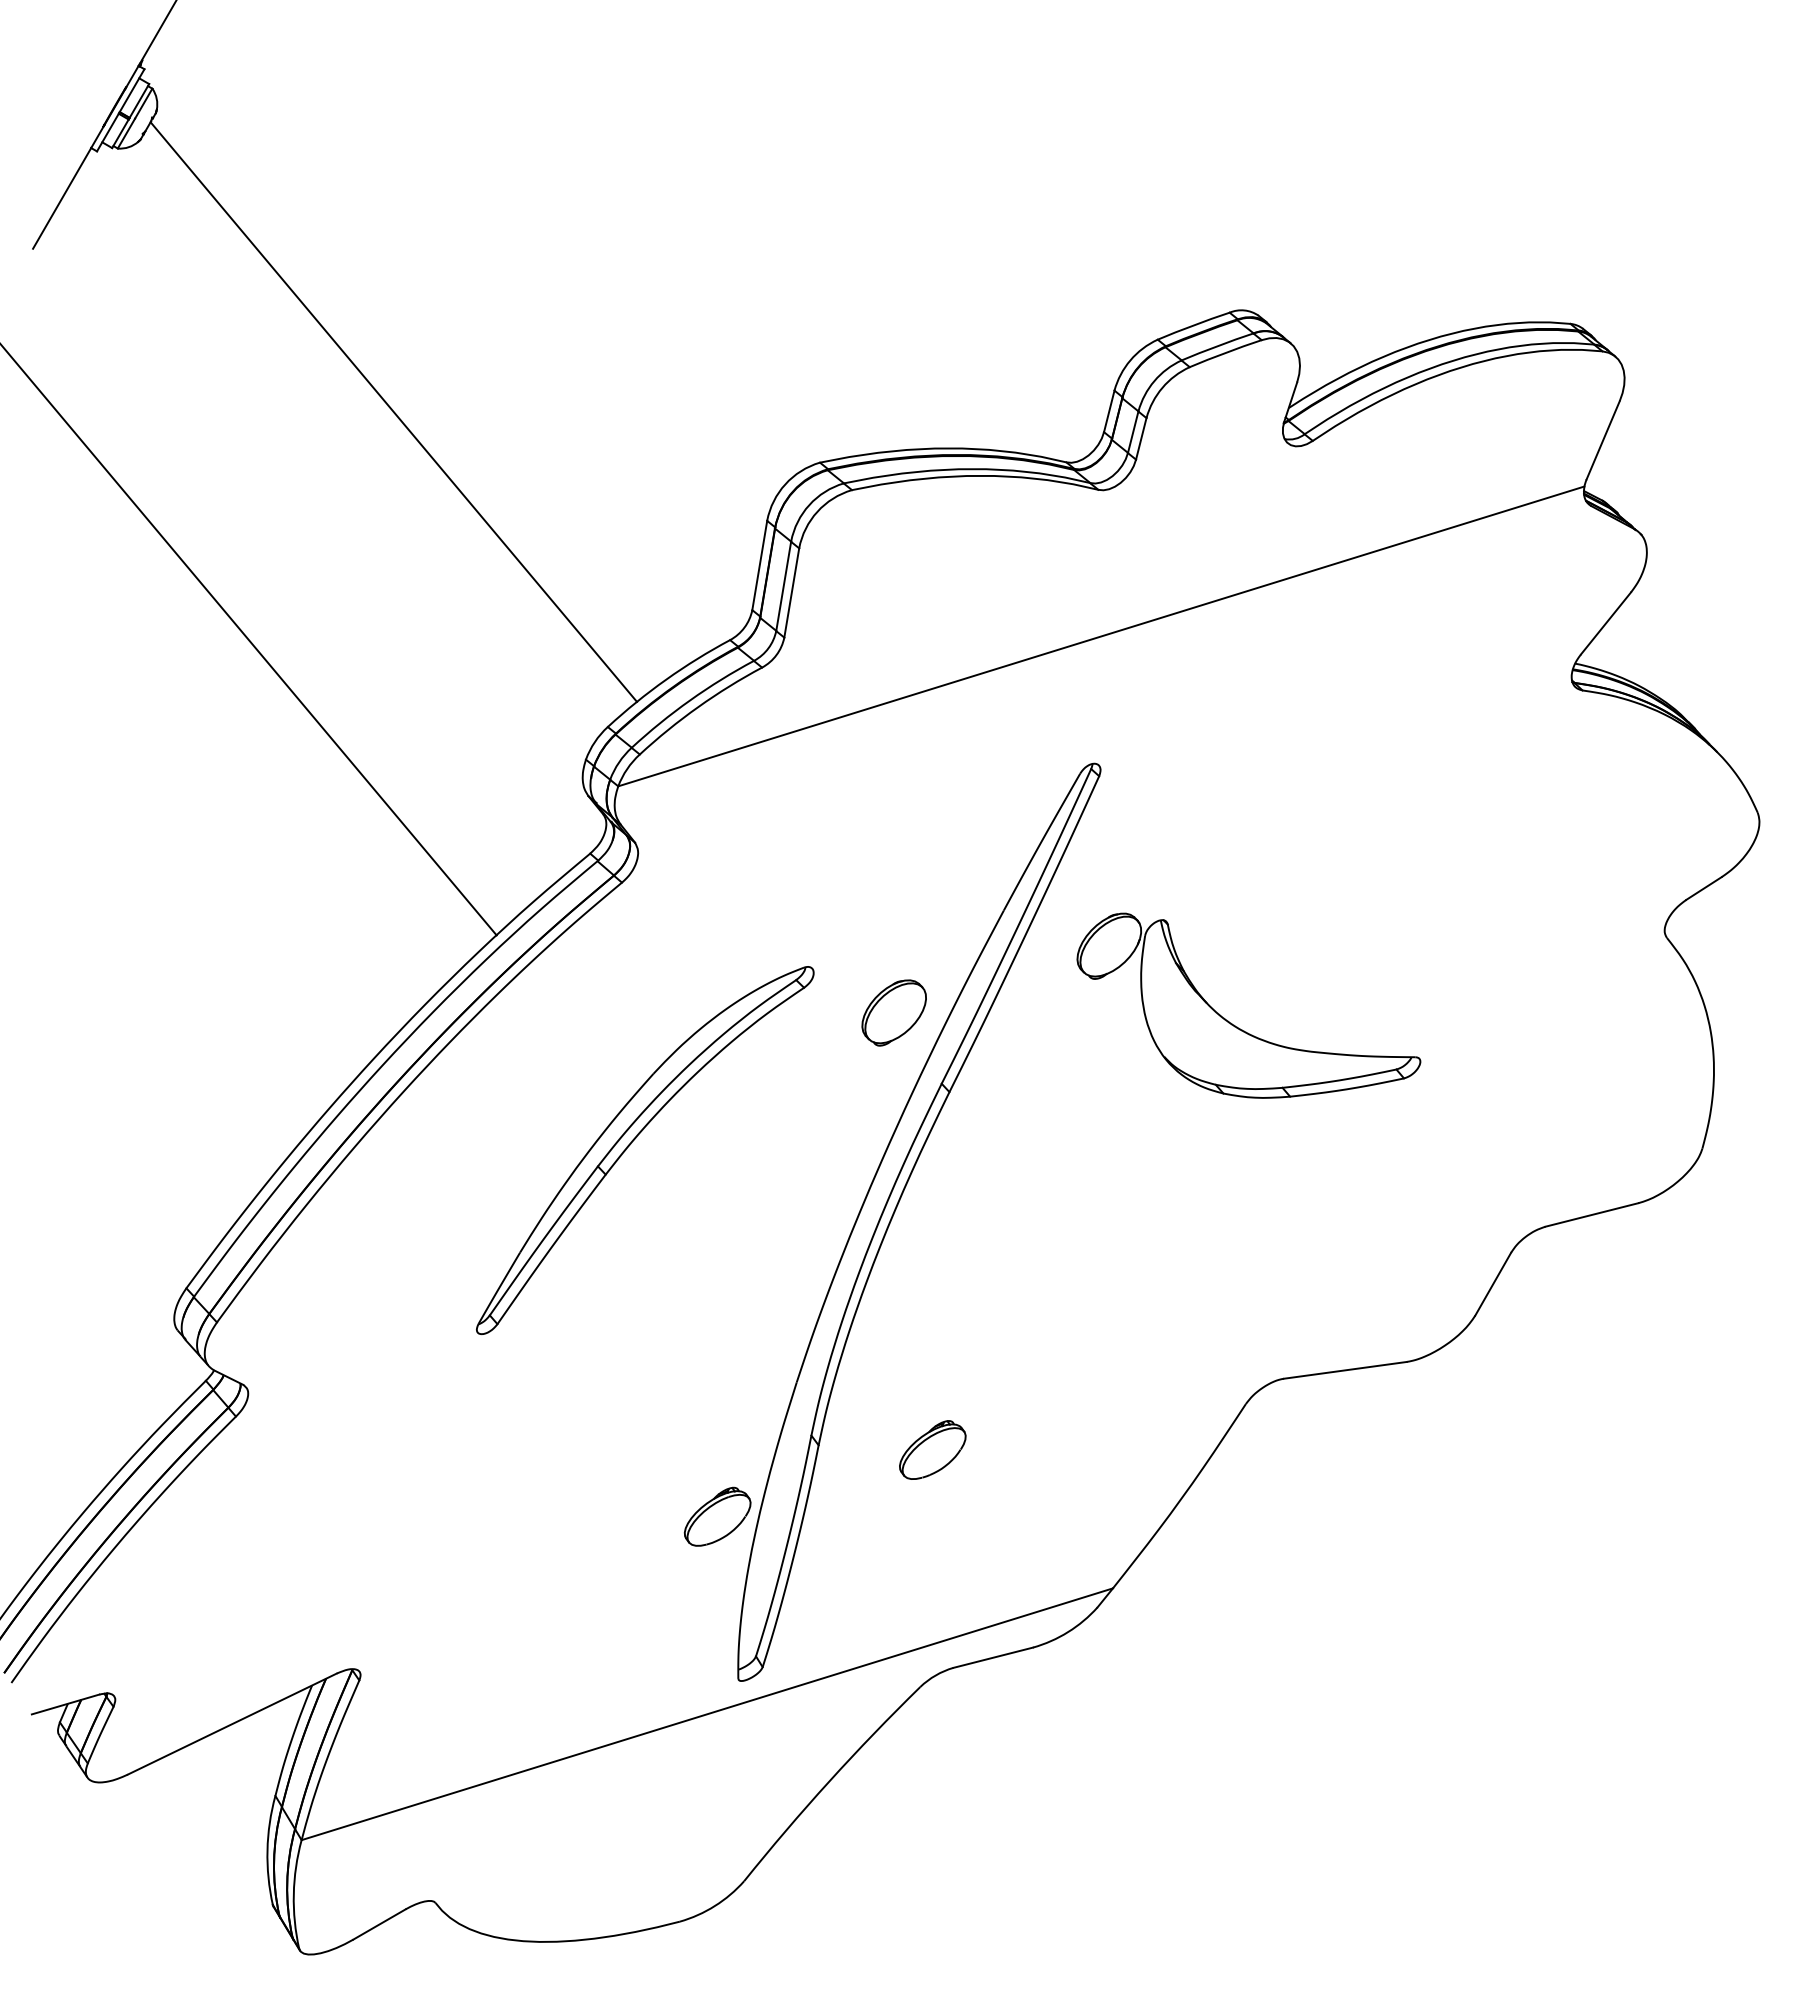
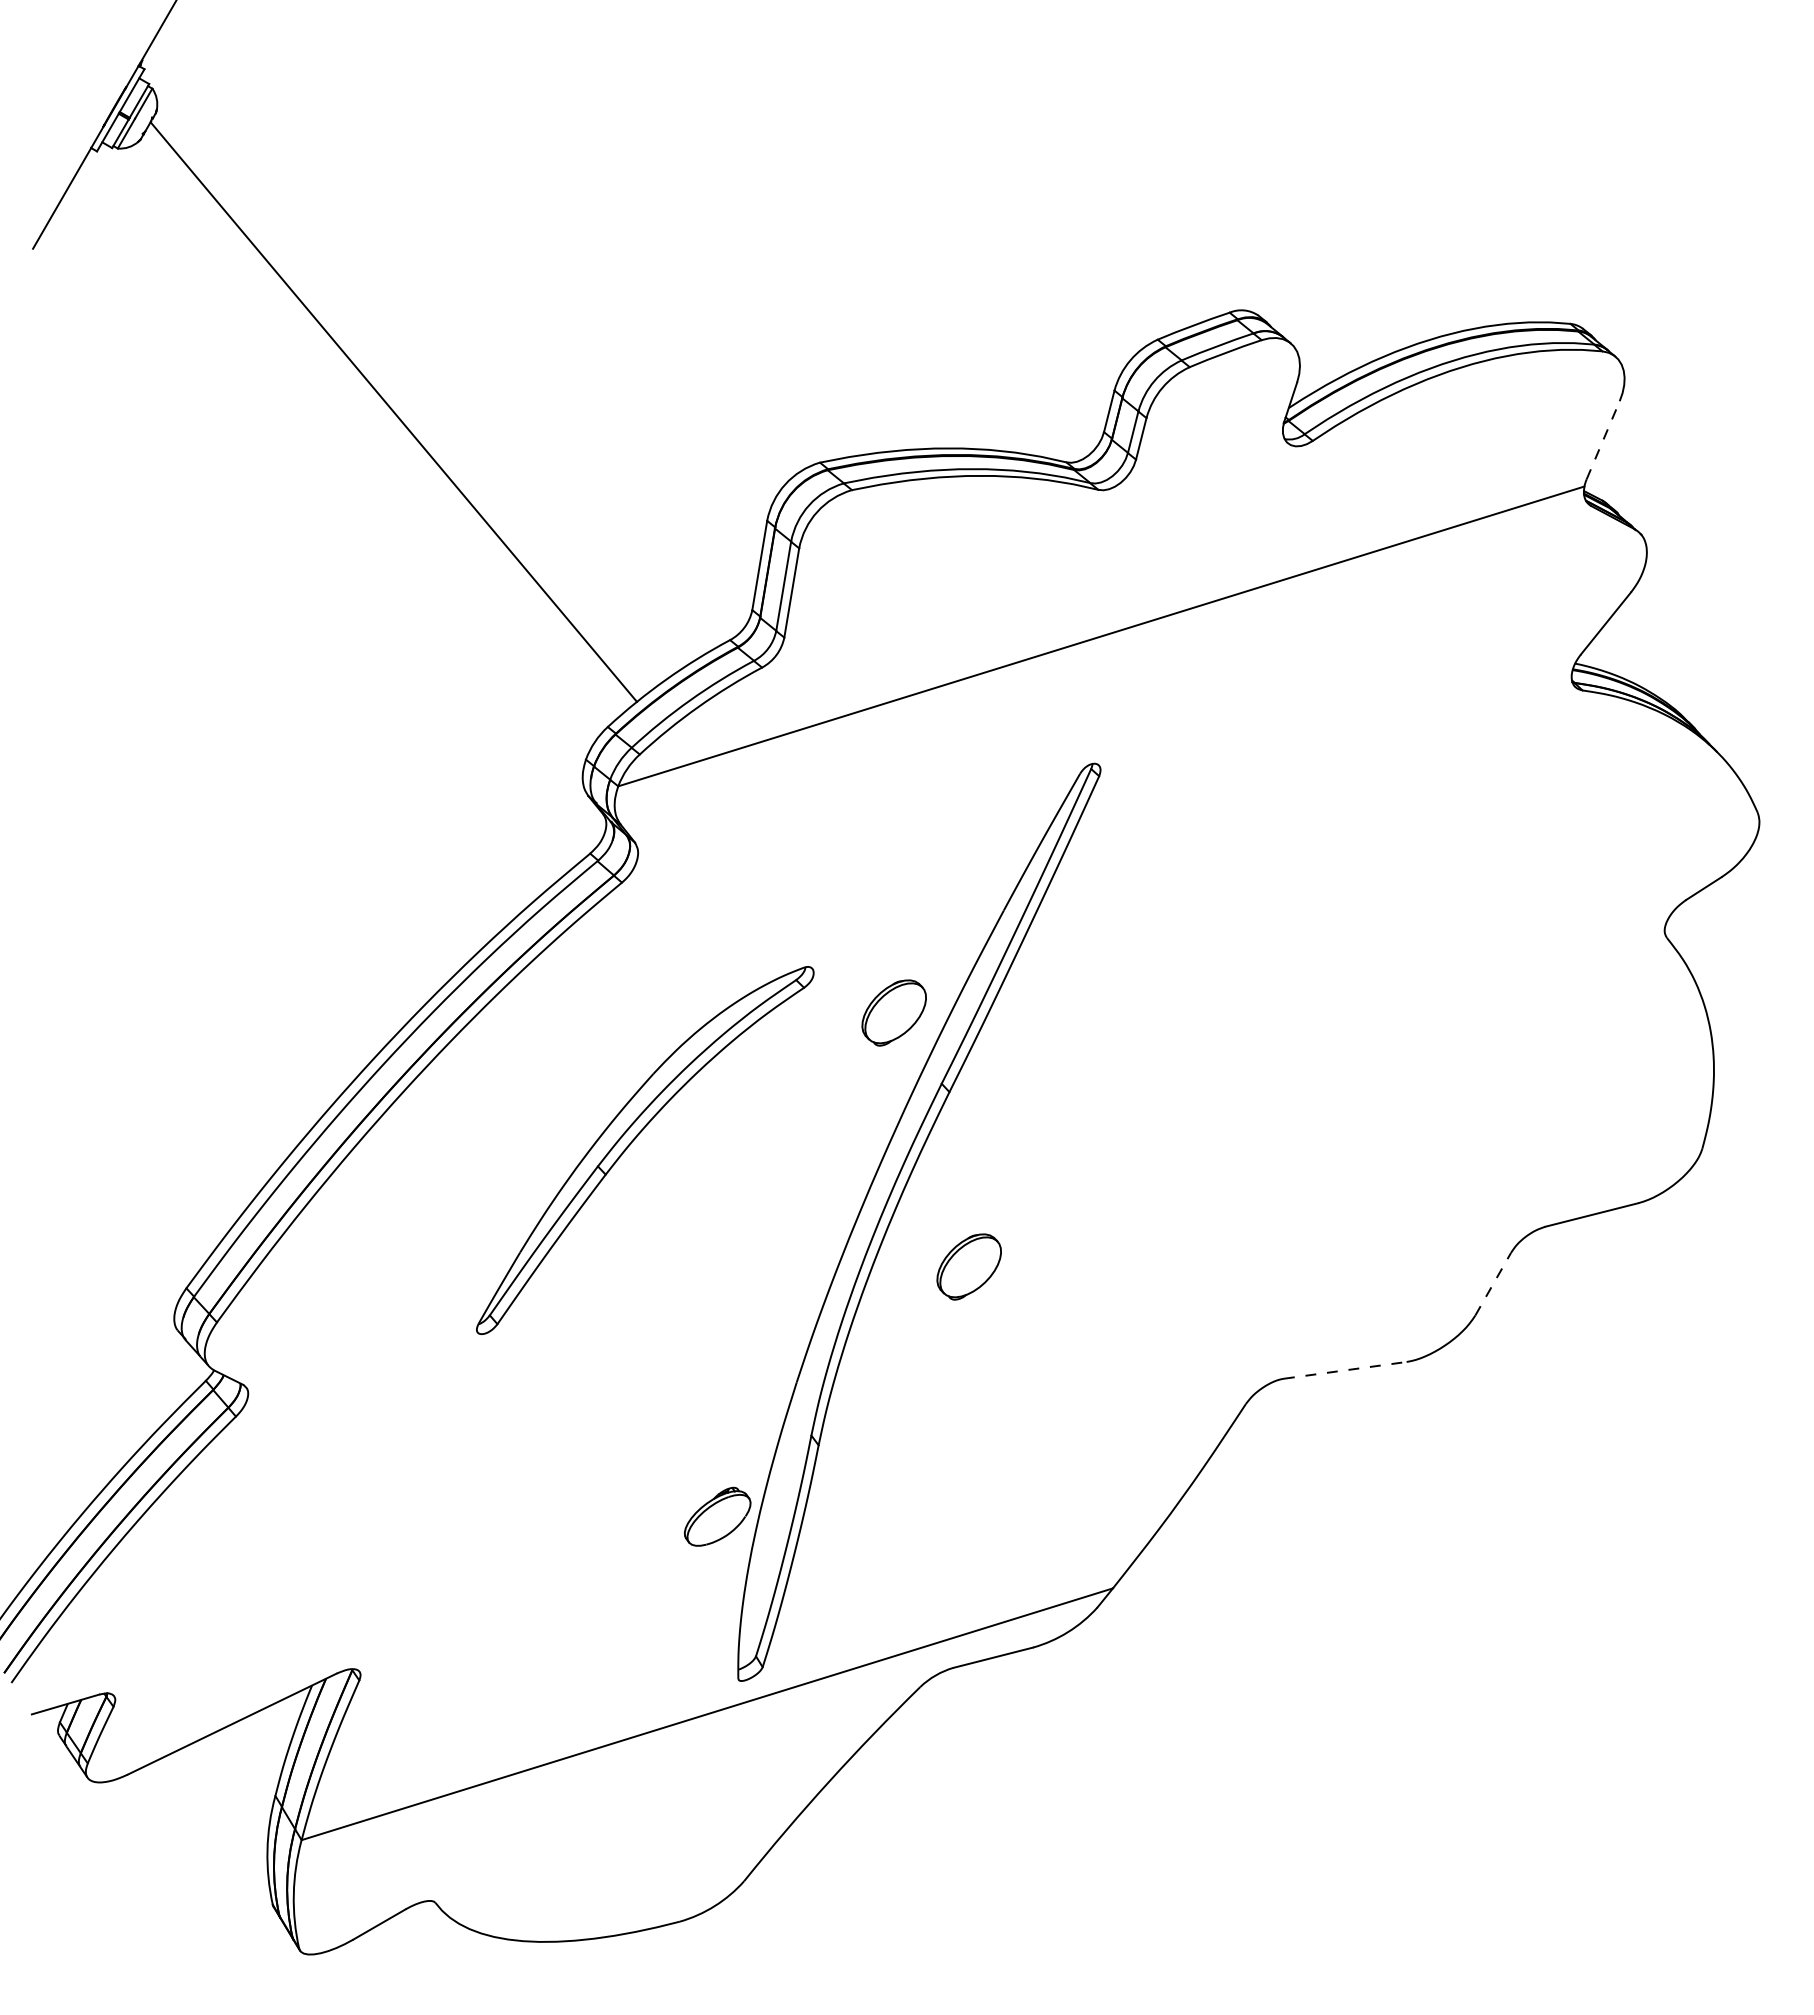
line: solid -> dashed (1603, 439)
line: present -> none (249, 640)
part: present -> none (1234, 1024)
part: none -> present (968, 1266)
line: solid -> dashed (1493, 1283)
line: solid -> dashed (1345, 1370)
part: present -> none (932, 1449)
